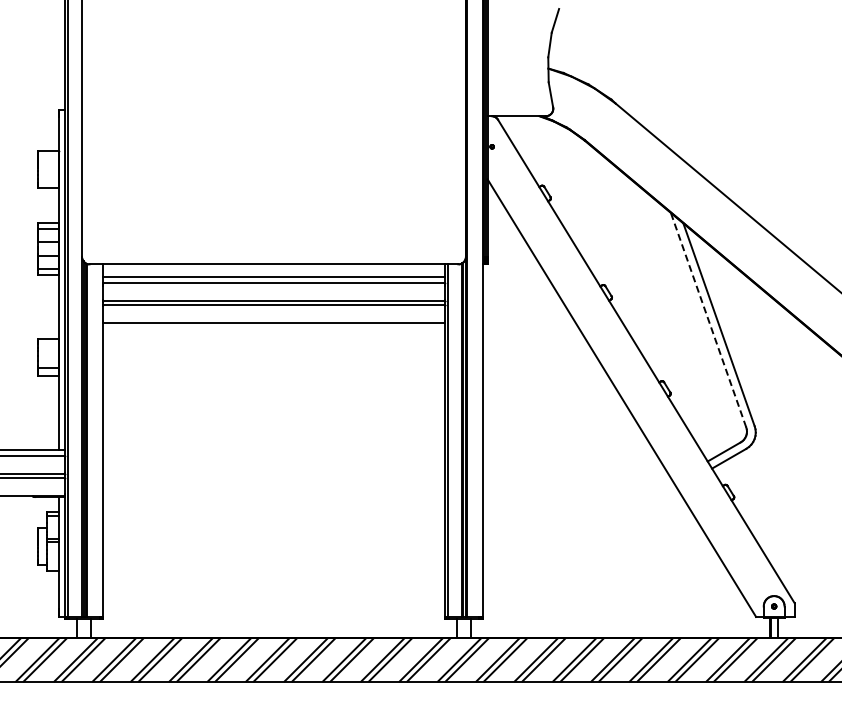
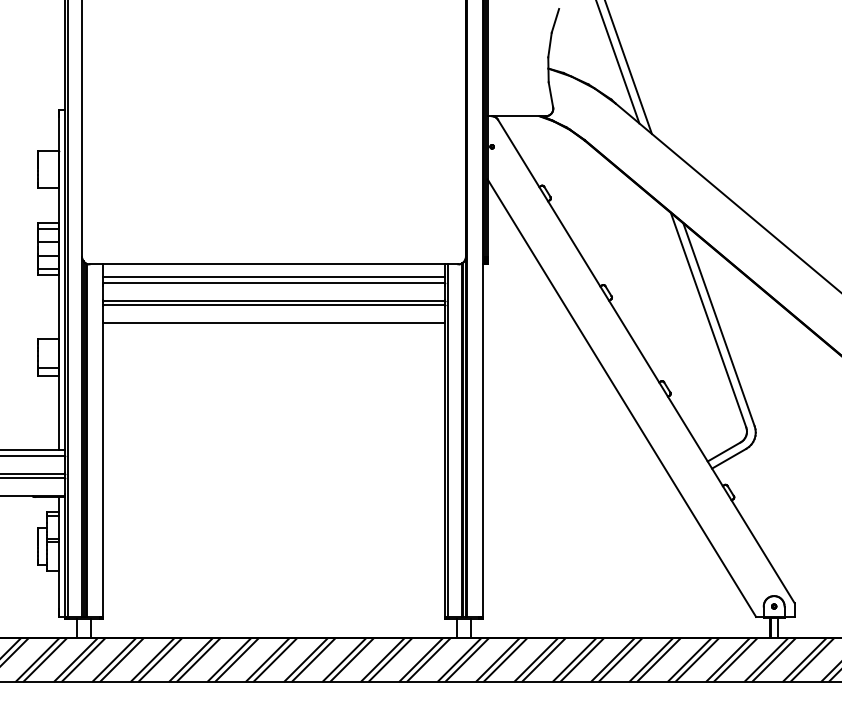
line: none -> present (617, 62)
line: none -> present (628, 67)
line: dashed -> solid (708, 320)
